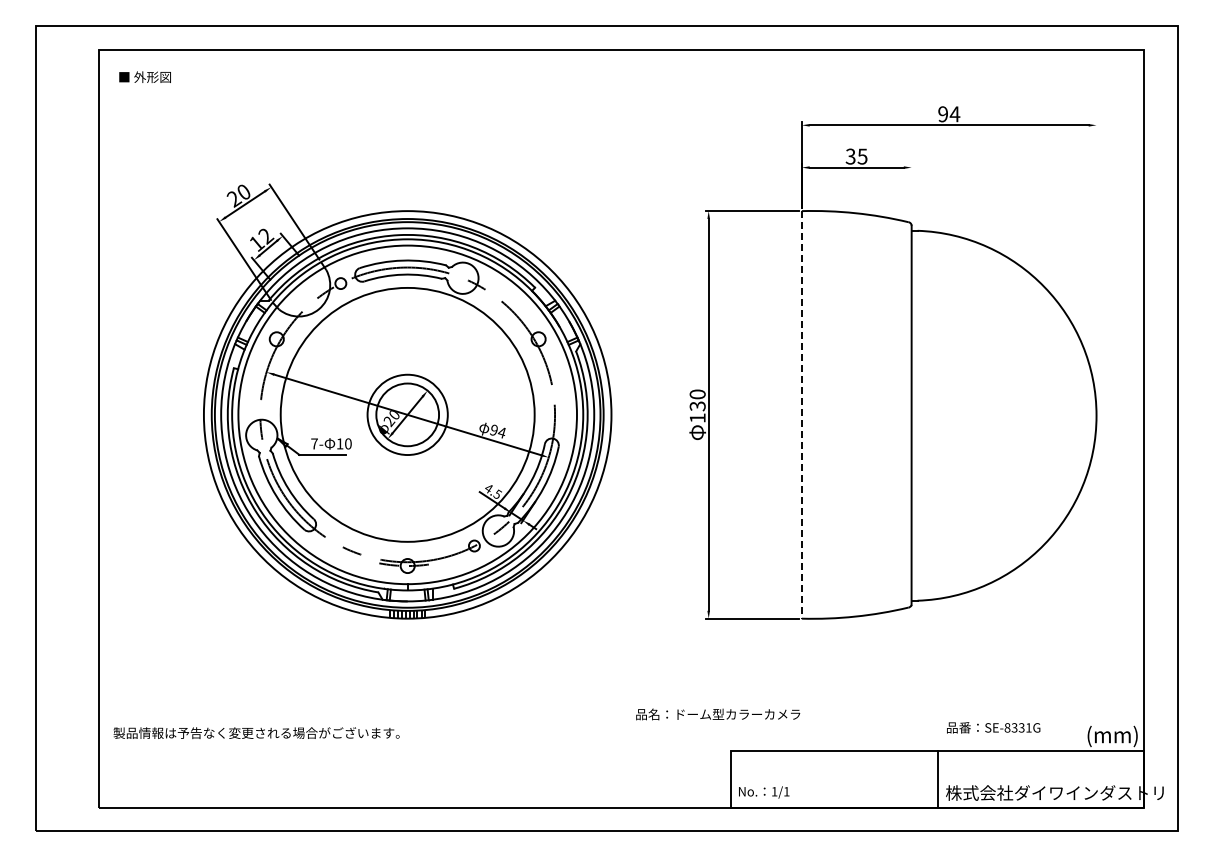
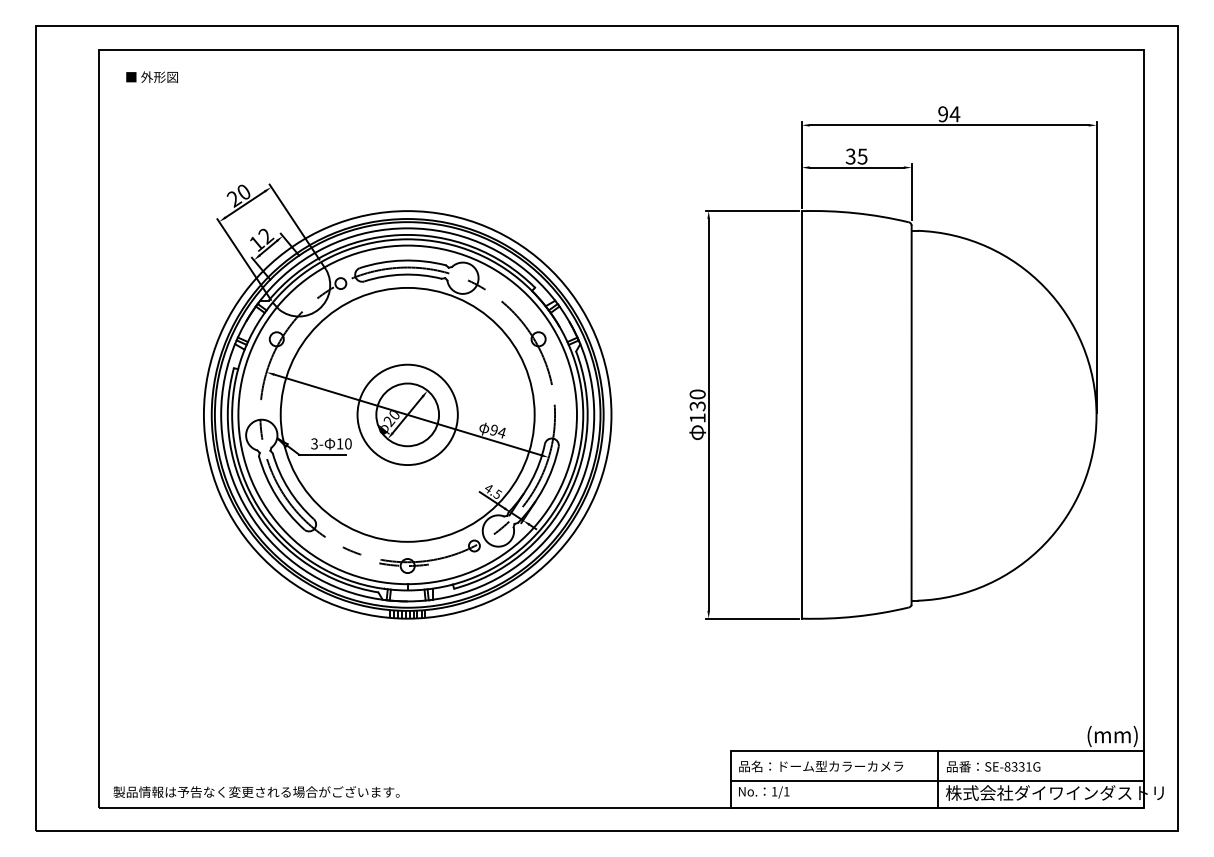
text position: (144, 76) -> (151, 76) (151, 76)
line: none -> present (911, 191)
line: none -> present (1096, 267)
circle diameter: 80 px -> 100 px (407, 414)
line: dashed -> solid (801, 414)
text: 7- -> 3- (314, 443)
text position: (718, 714) -> (821, 766) (821, 766)
text position: (993, 727) -> (993, 766) (993, 766)
text position: (256, 732) -> (256, 791) (256, 791)
line: none -> present (937, 780)
